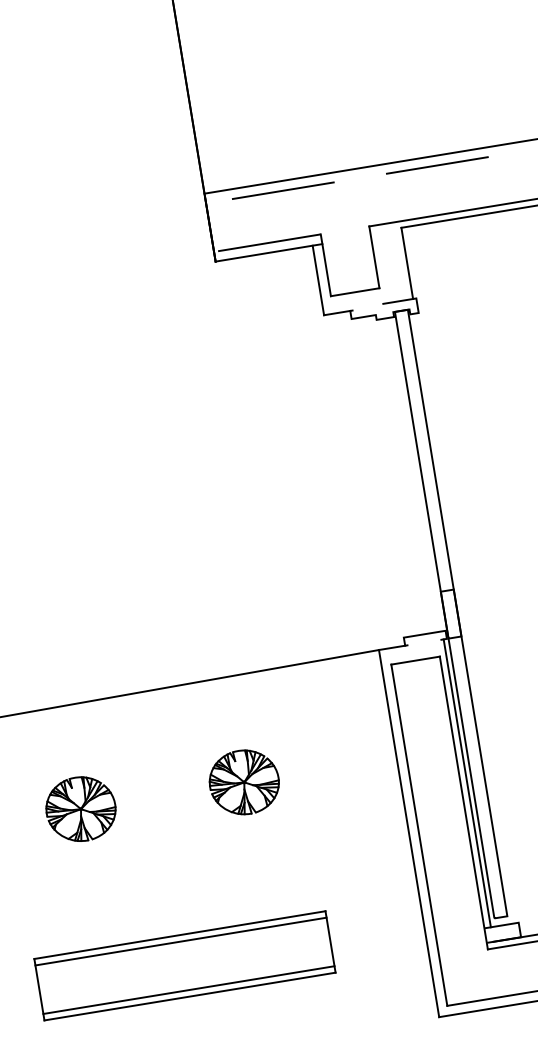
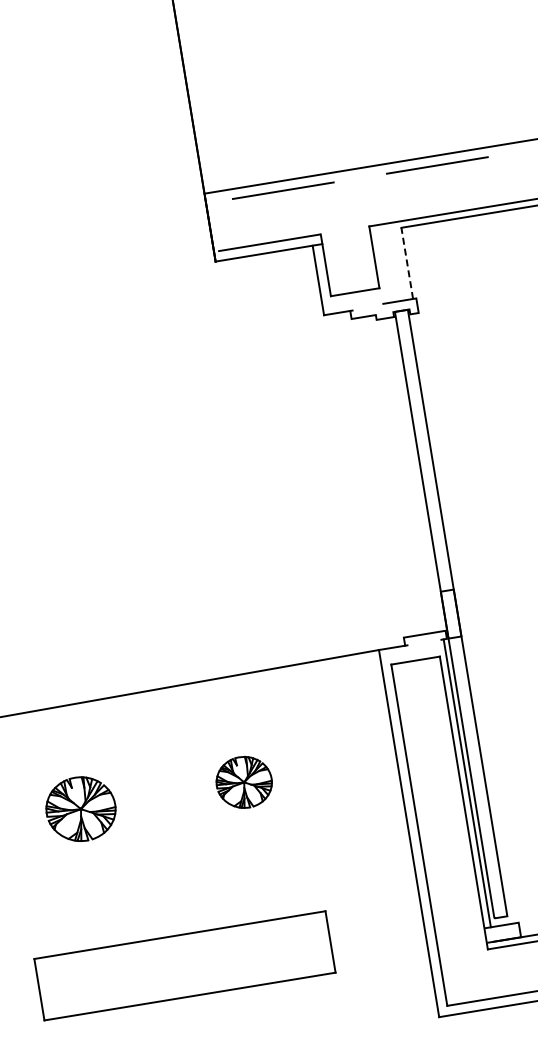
line: solid -> dashed (407, 262)
part size: 72x67 px -> 58x54 px (243, 781)
line: present -> none (180, 941)
line: present -> none (188, 989)
